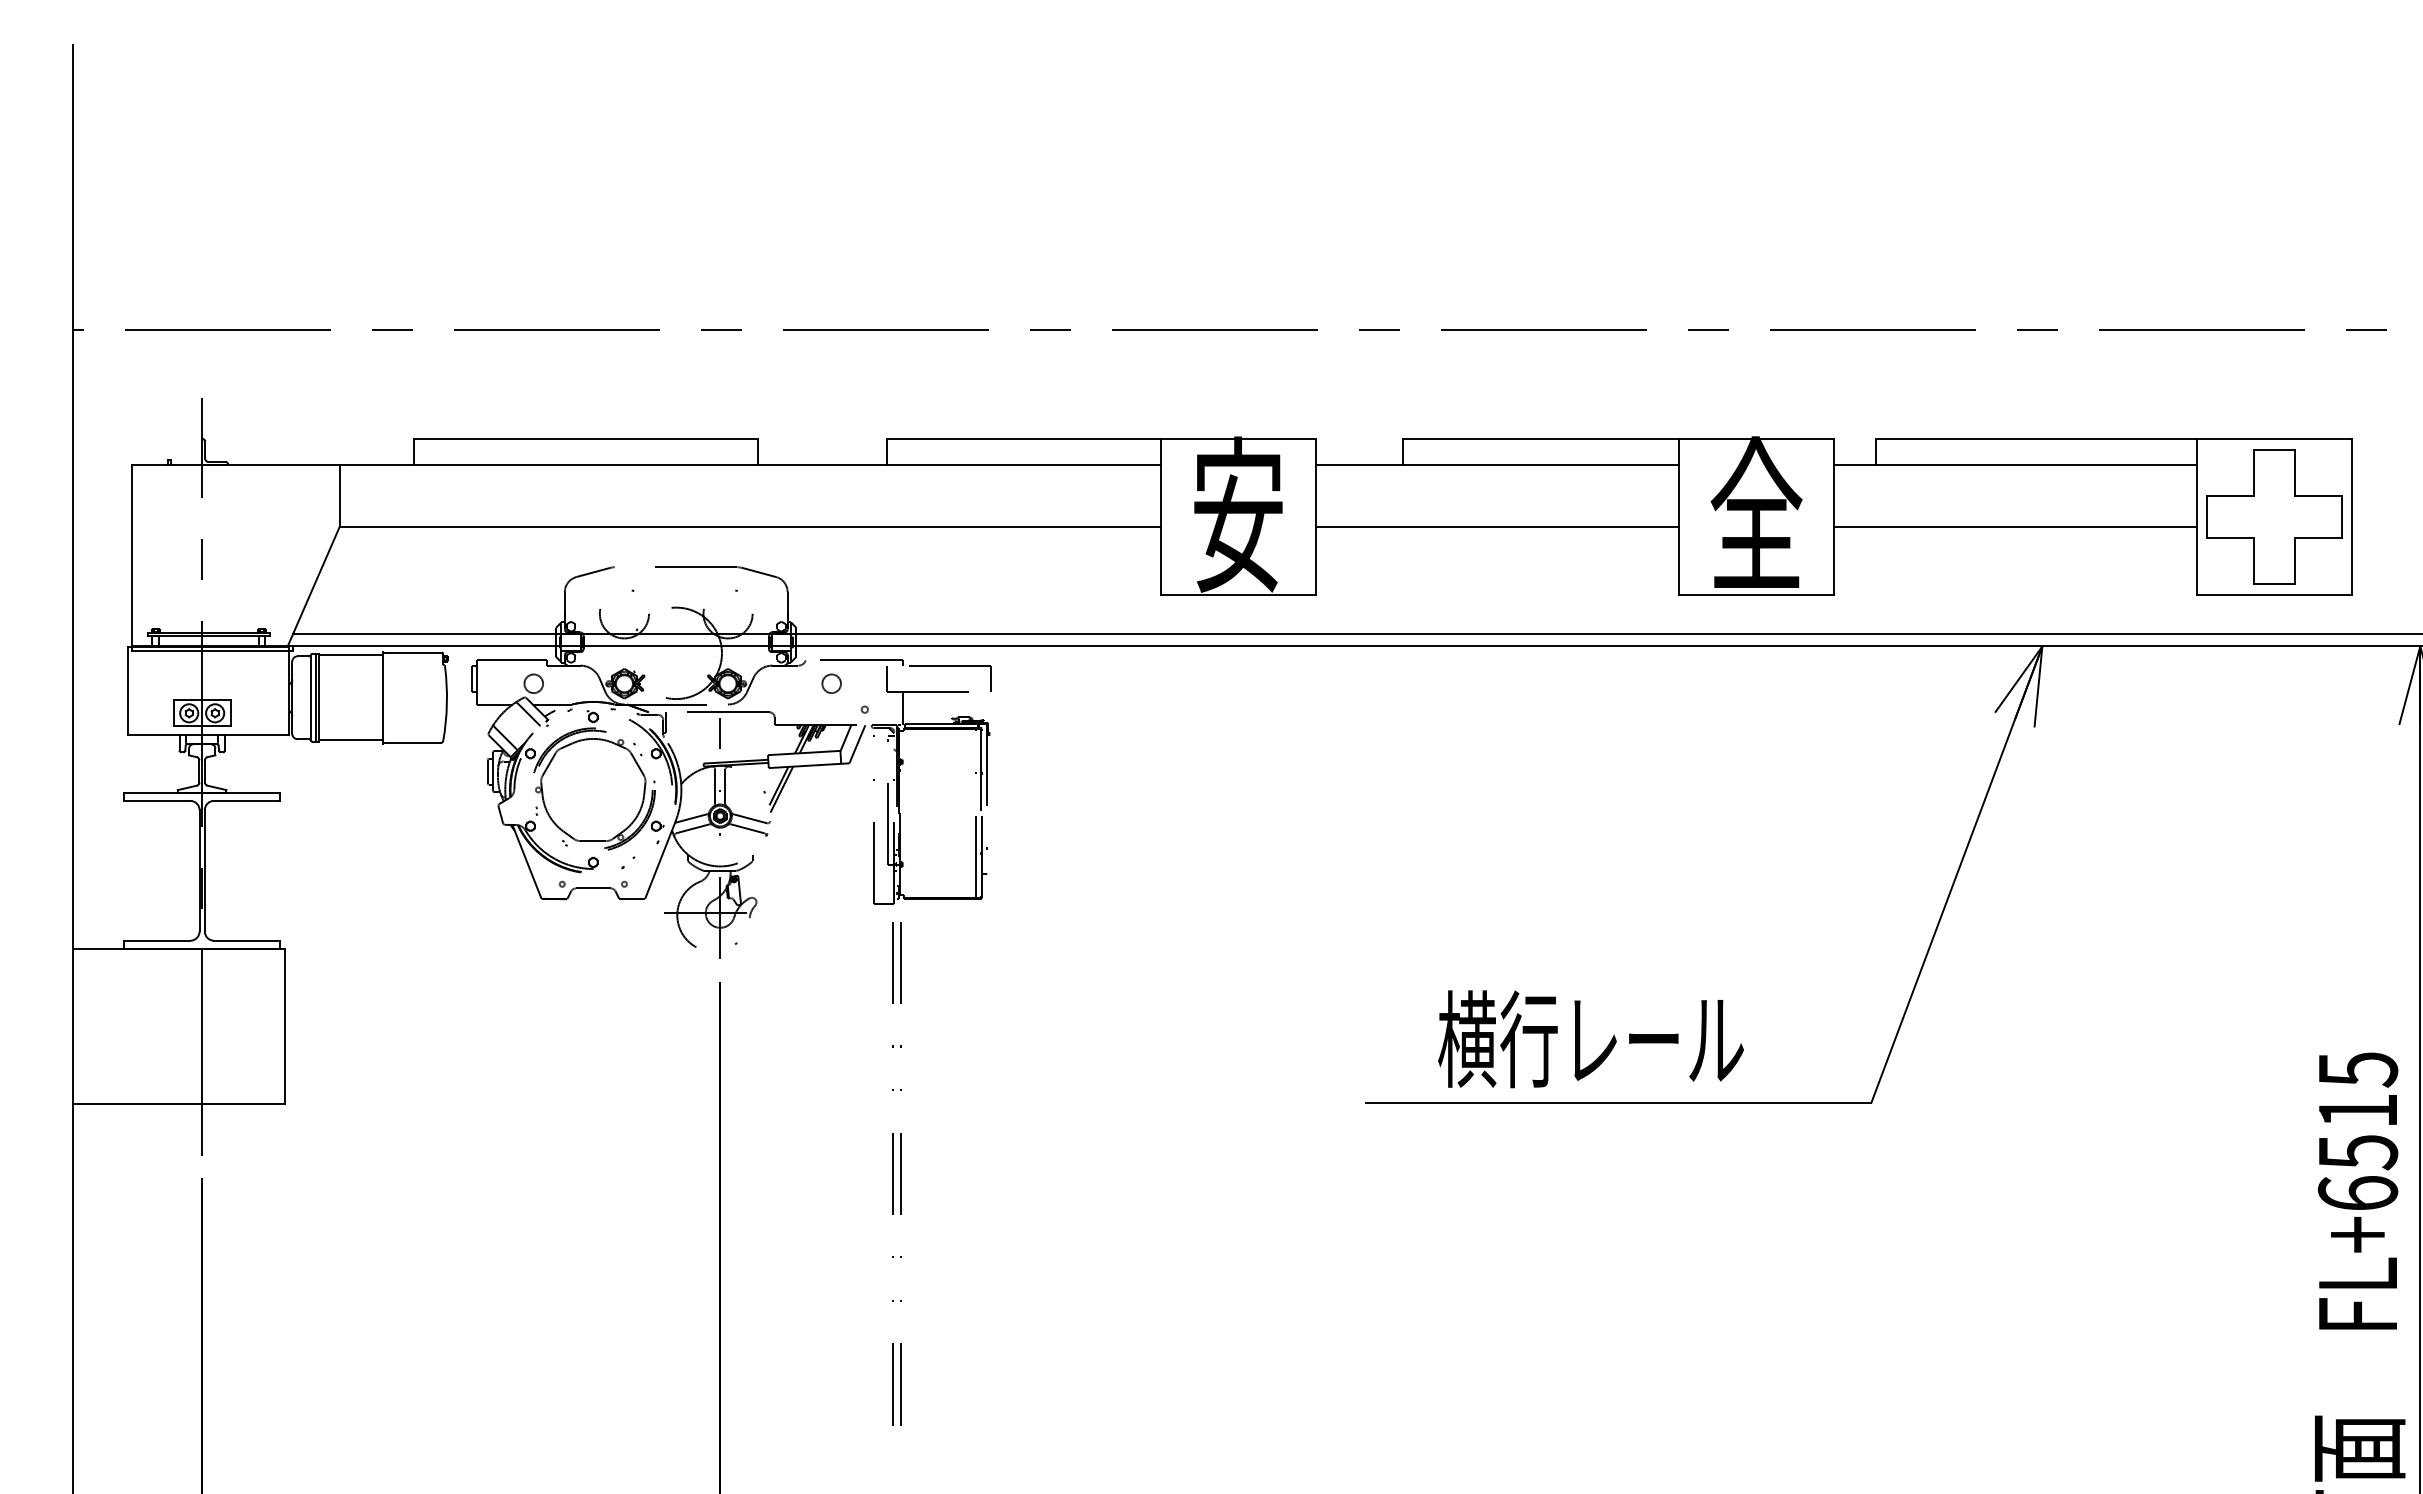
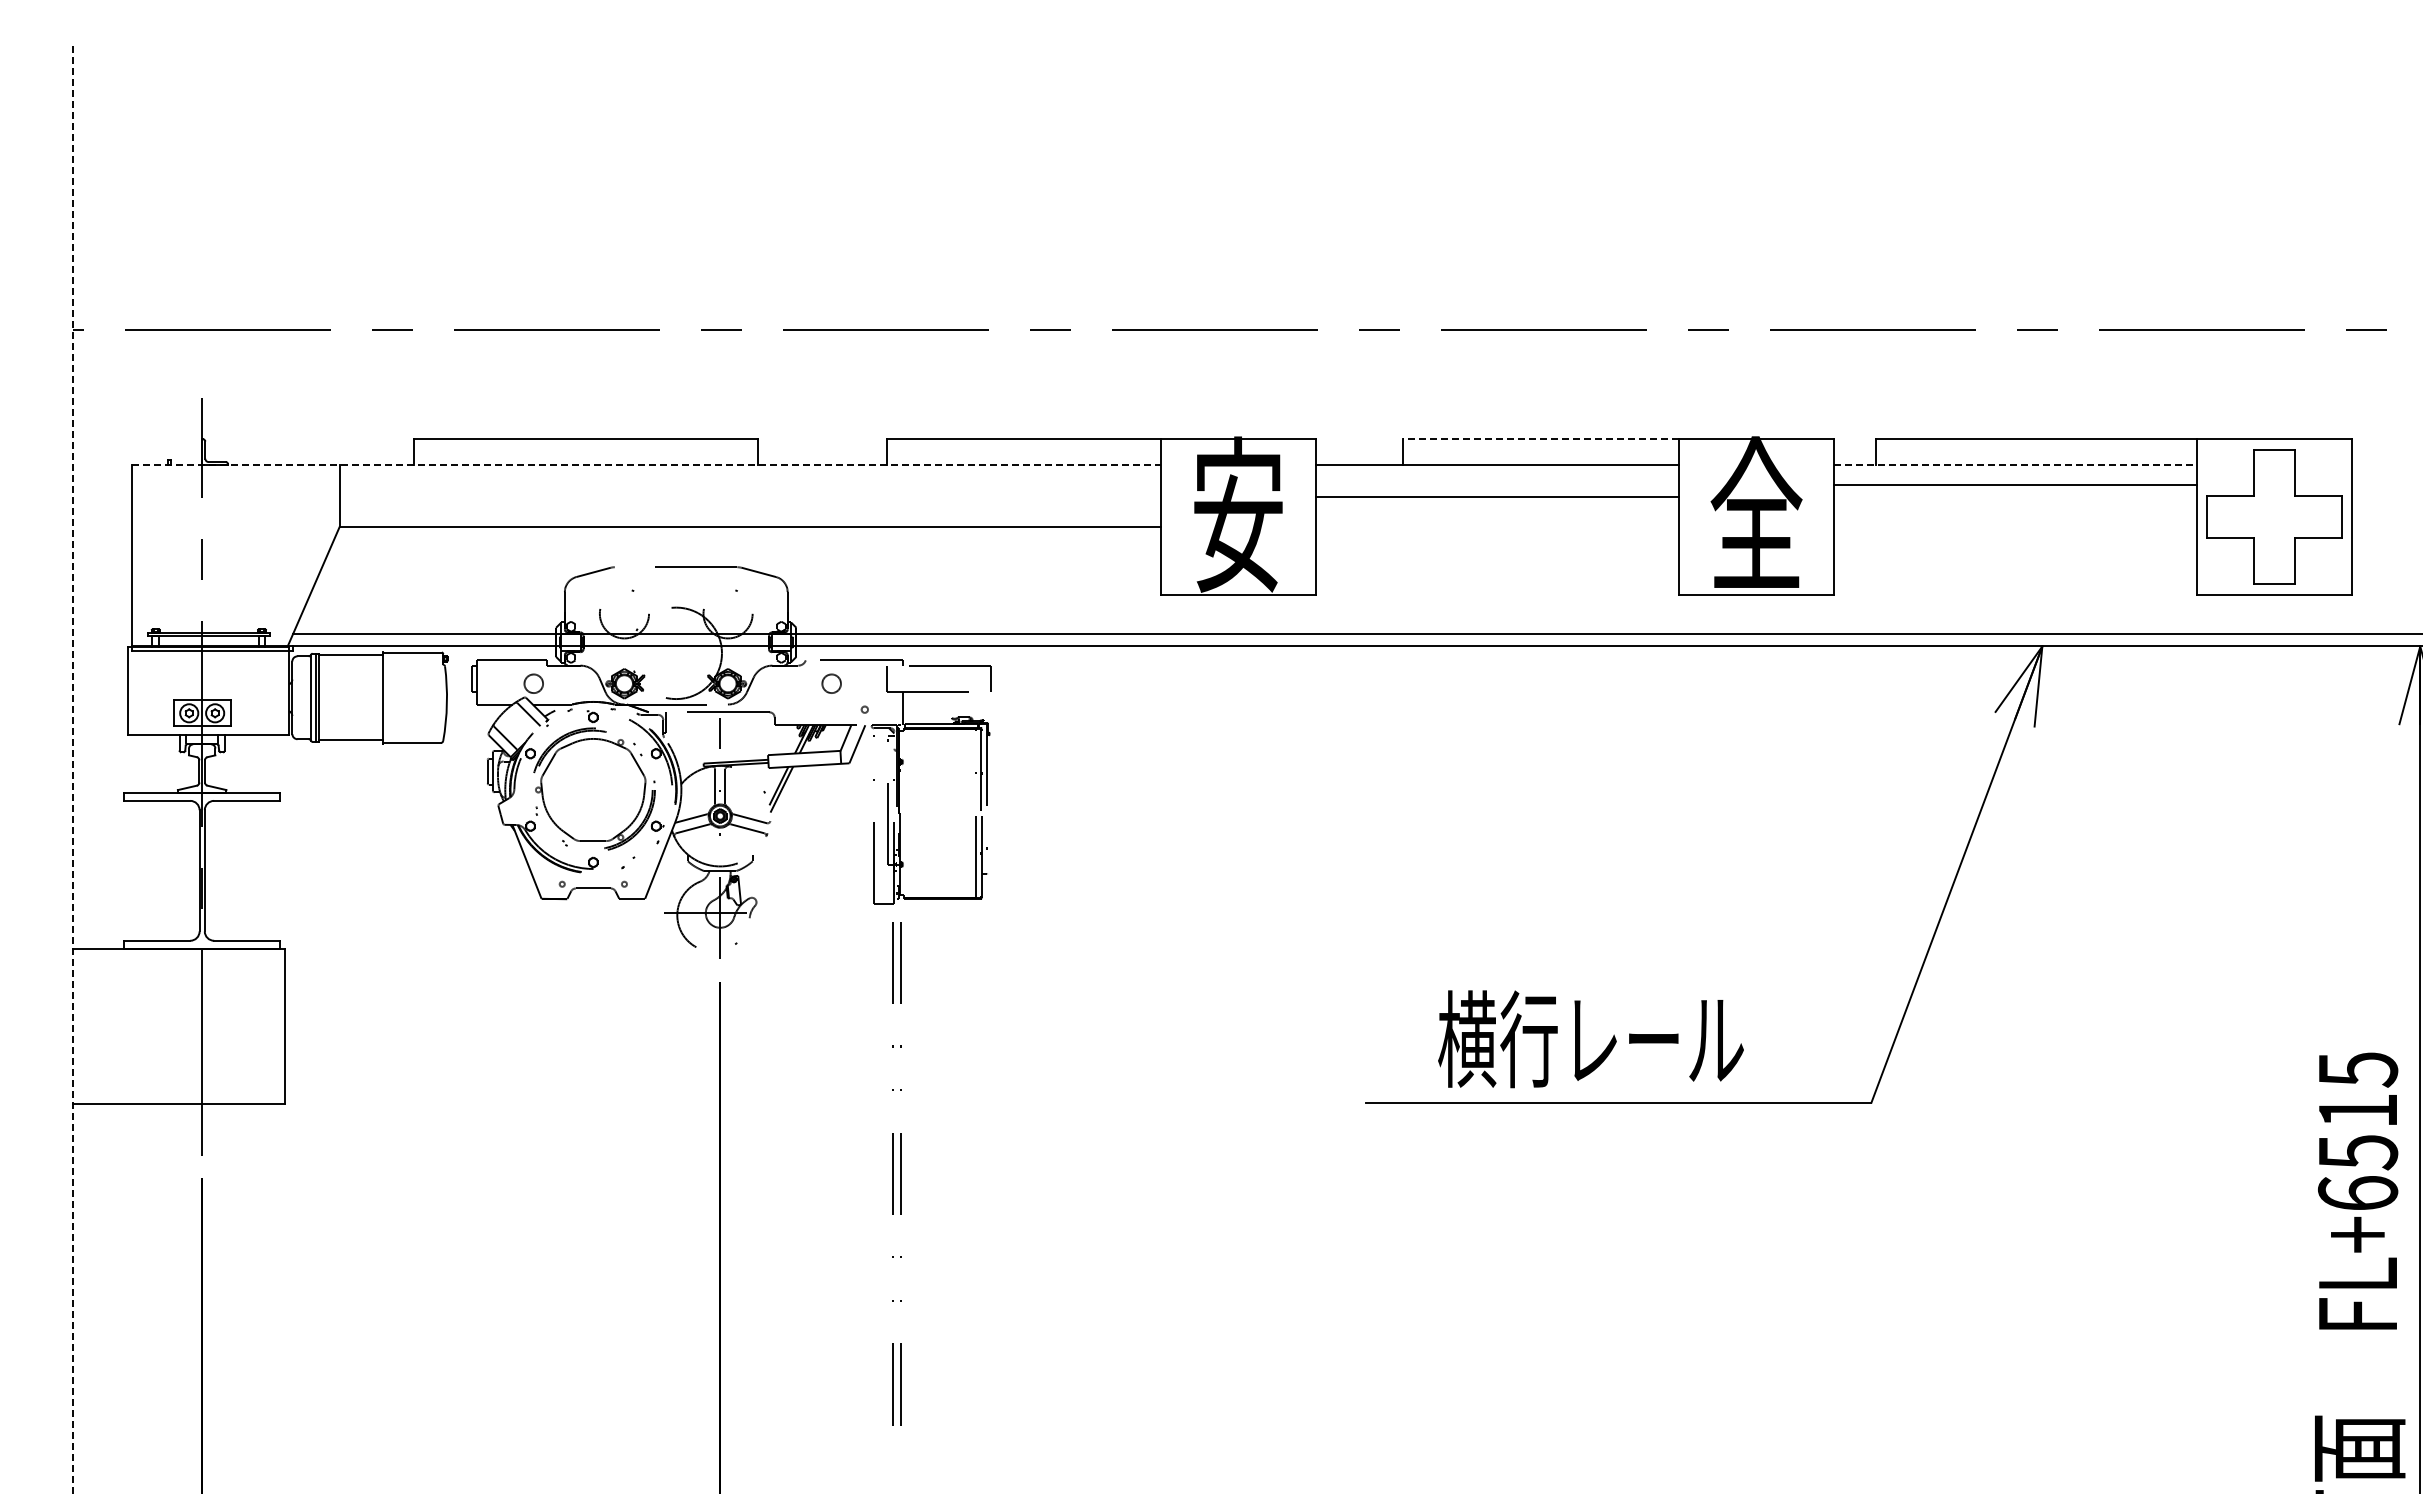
line: solid -> dashed (1541, 439)
line: solid -> dashed (646, 465)
line: solid -> dashed (2016, 465)
line position: (1497, 527) -> (1497, 497) (1497, 497)
line position: (2015, 527) -> (2015, 485) (2015, 485)
line: solid -> dashed (72, 768)
